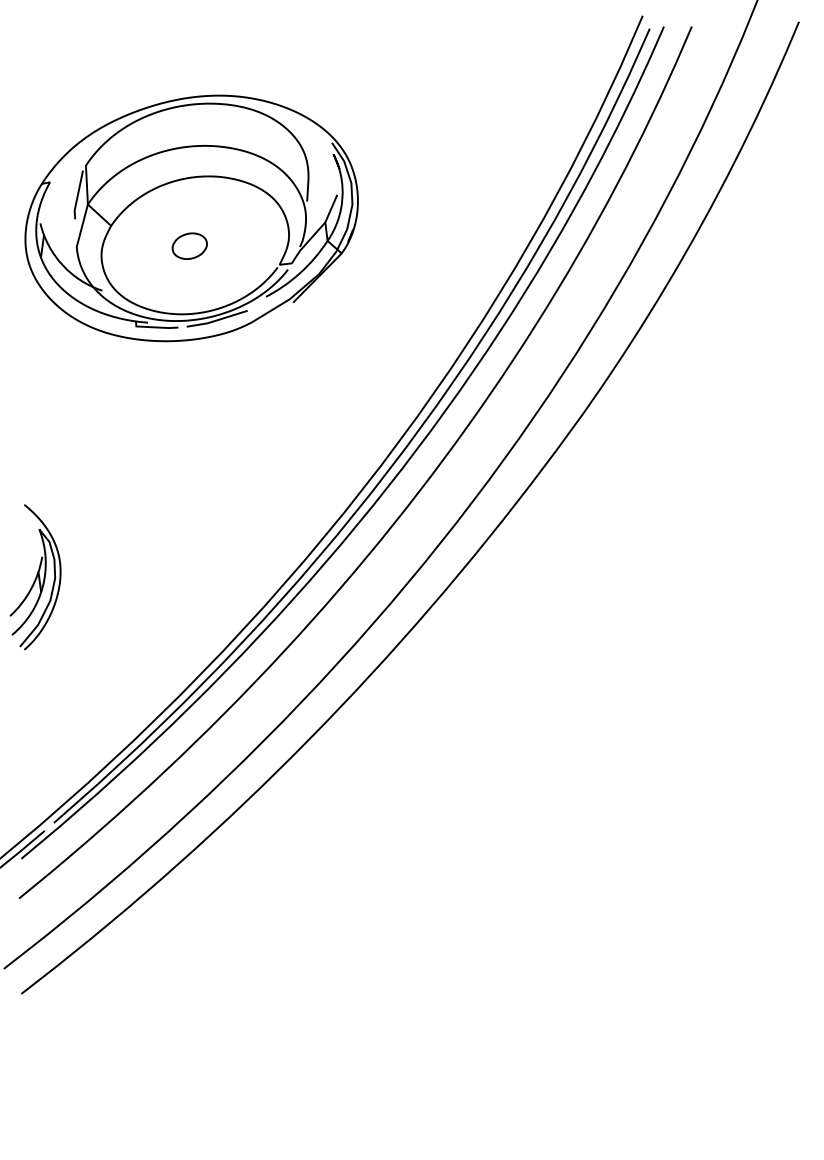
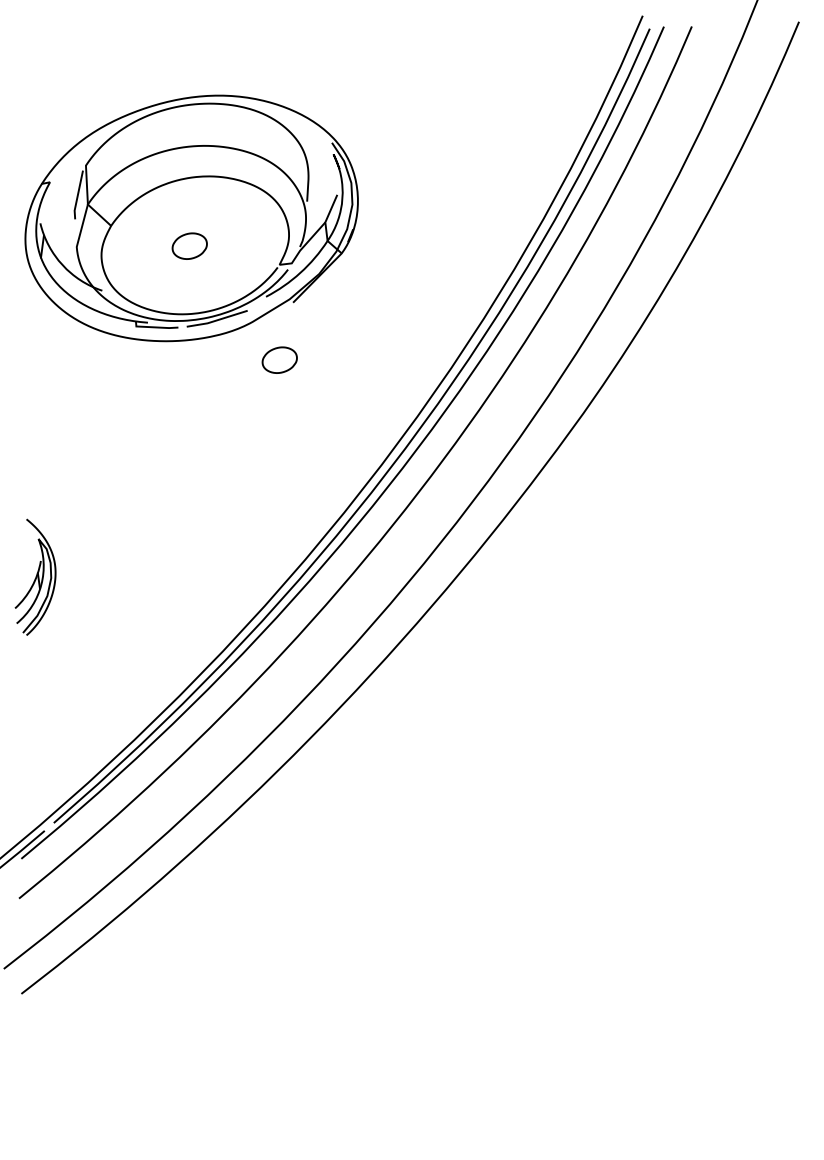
part: none -> present (279, 359)
part size: 53x147 px -> 43x118 px (35, 576)
